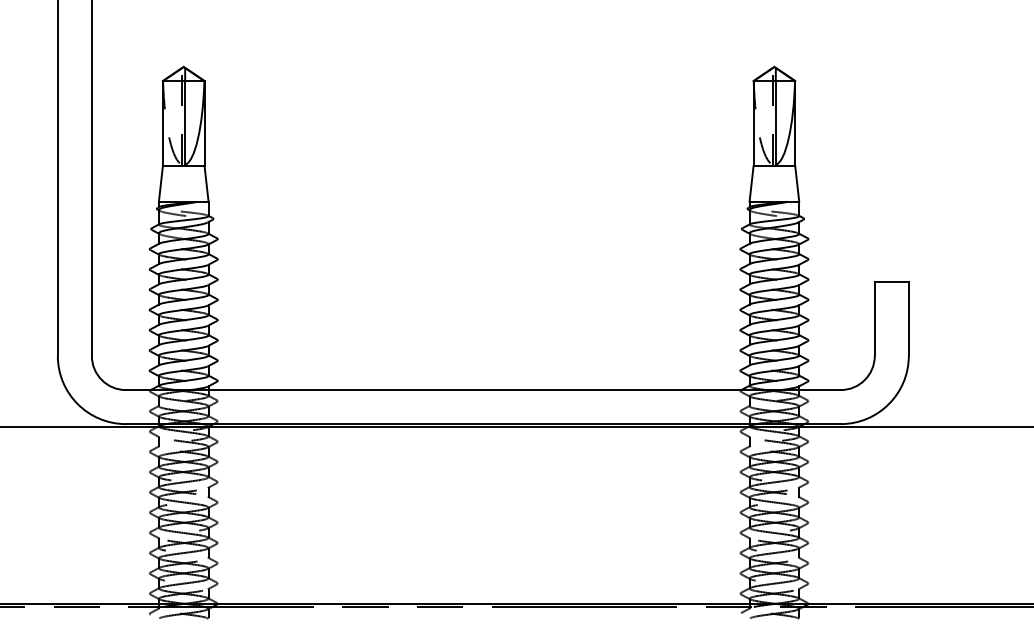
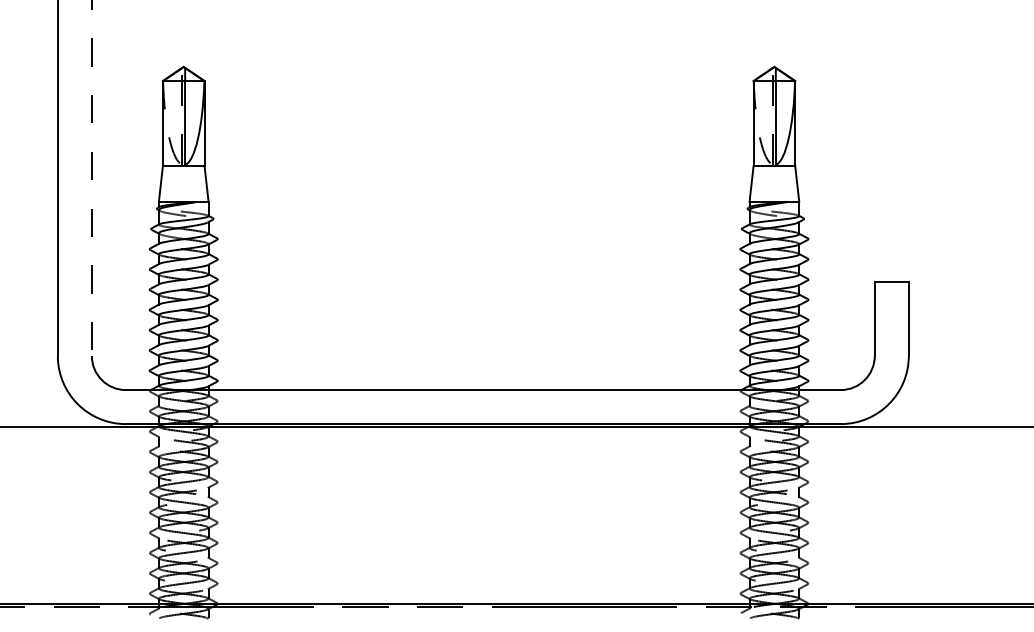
line: solid -> dashed (91, 178)
